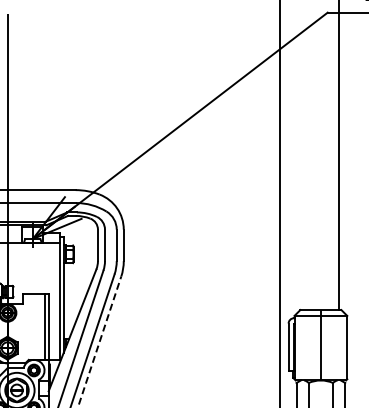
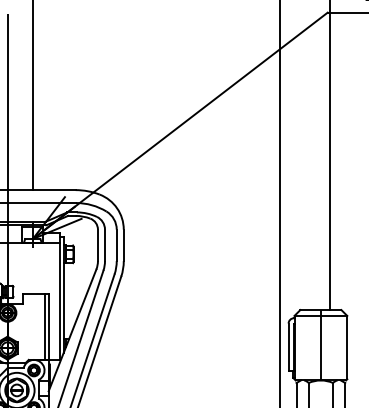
line: none -> present (32, 96)
line position: (339, 156) -> (330, 156) (330, 156)
line: dashed -> solid (99, 342)
